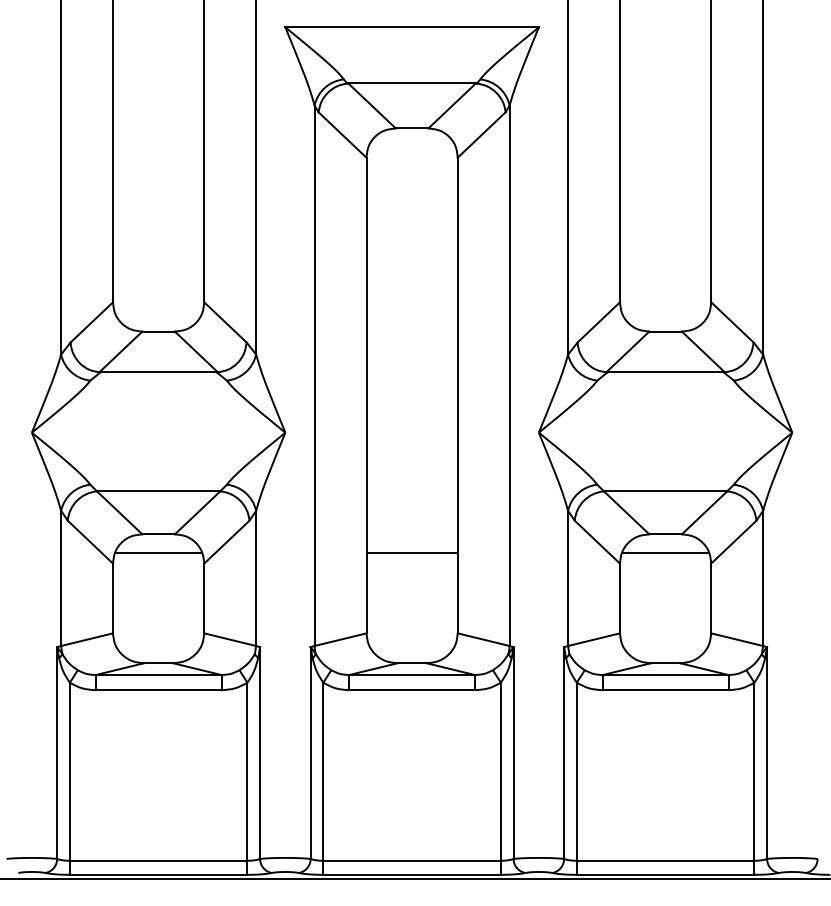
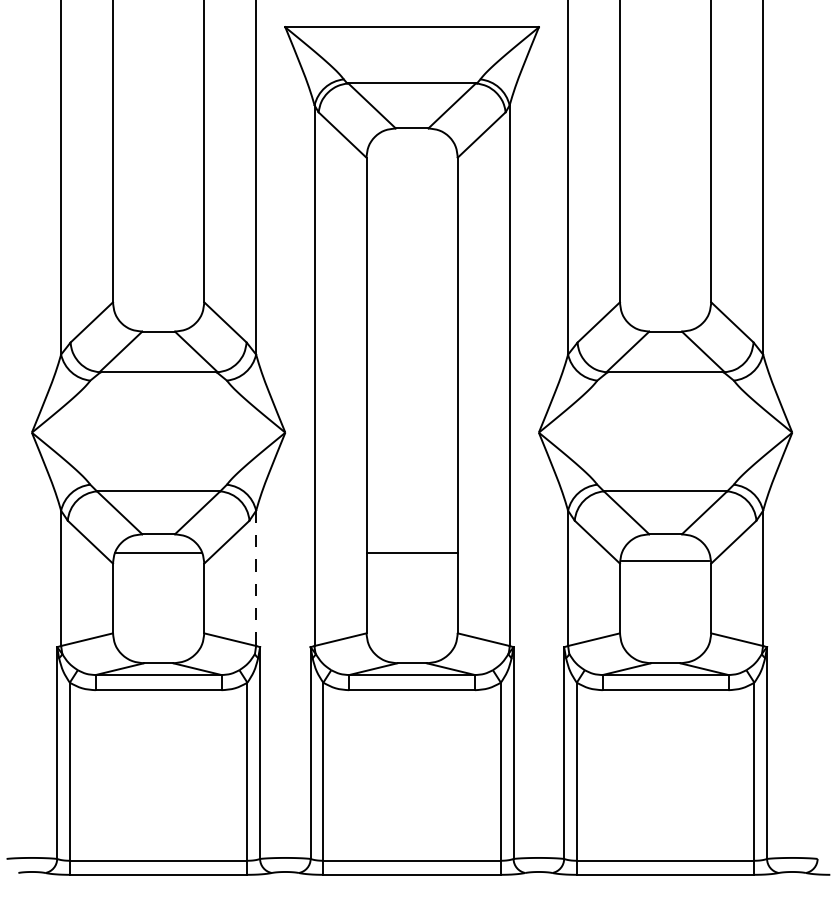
line position: (665, 553) -> (665, 561) (665, 561)
line: solid -> dashed (256, 578)
line: present -> none (414, 878)
